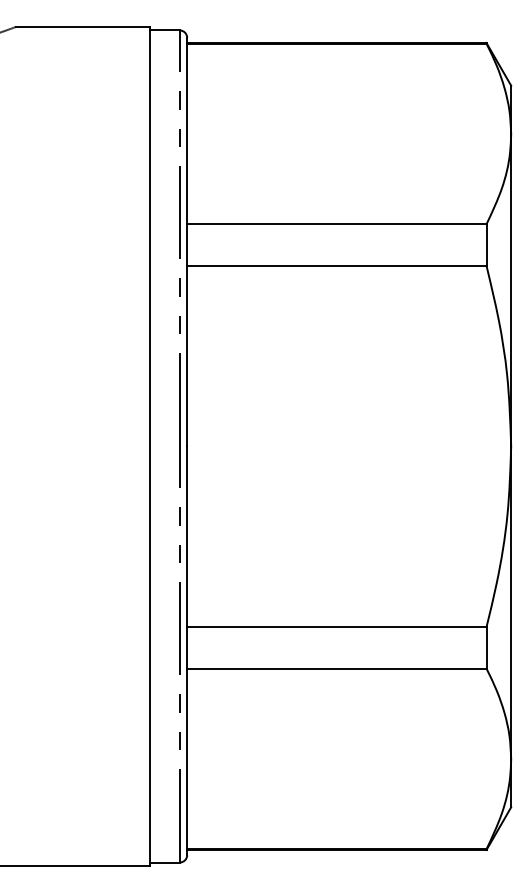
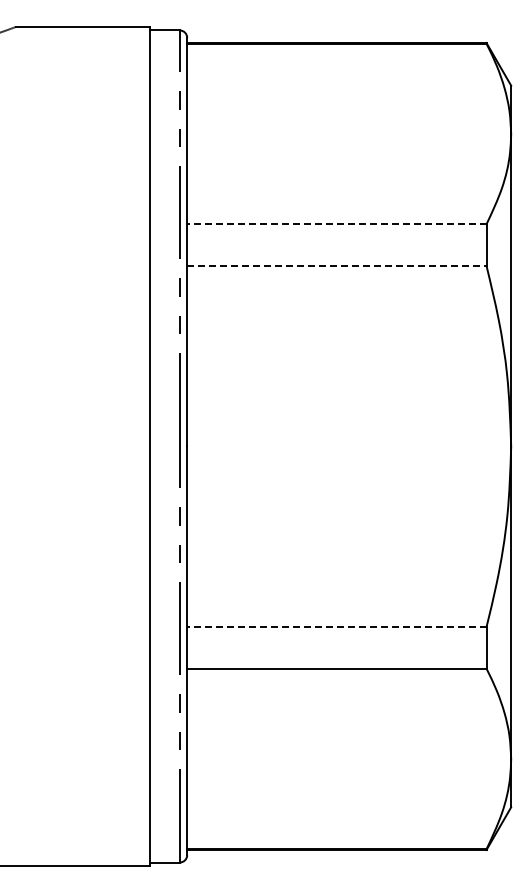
line: solid -> dashed (336, 224)
line: solid -> dashed (336, 265)
line: solid -> dashed (336, 627)
